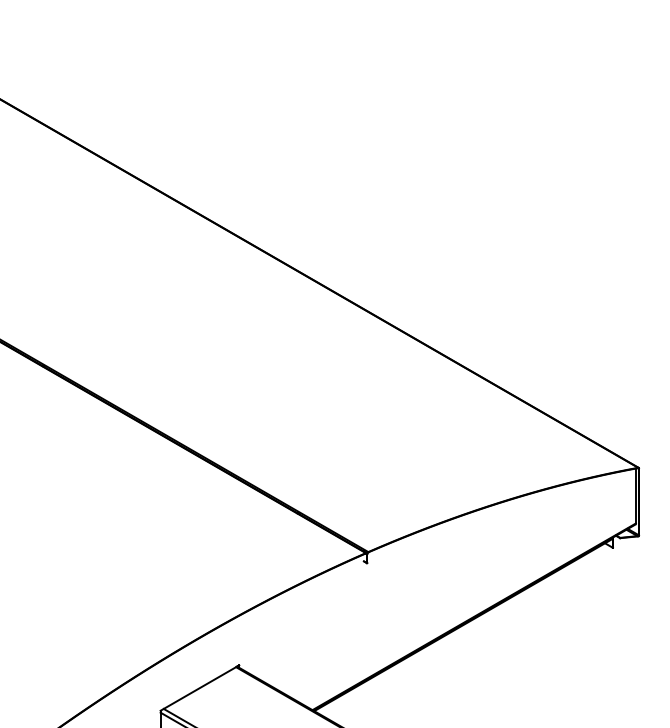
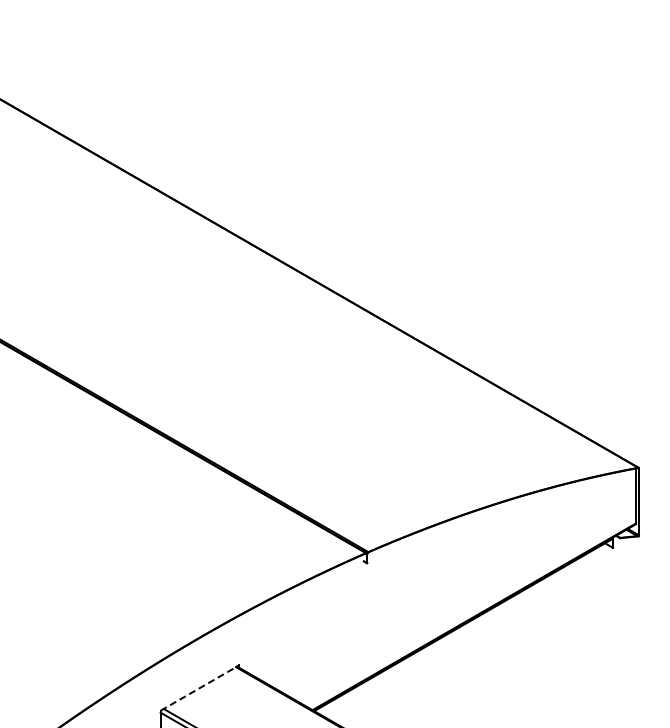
line: solid -> dashed (200, 687)
